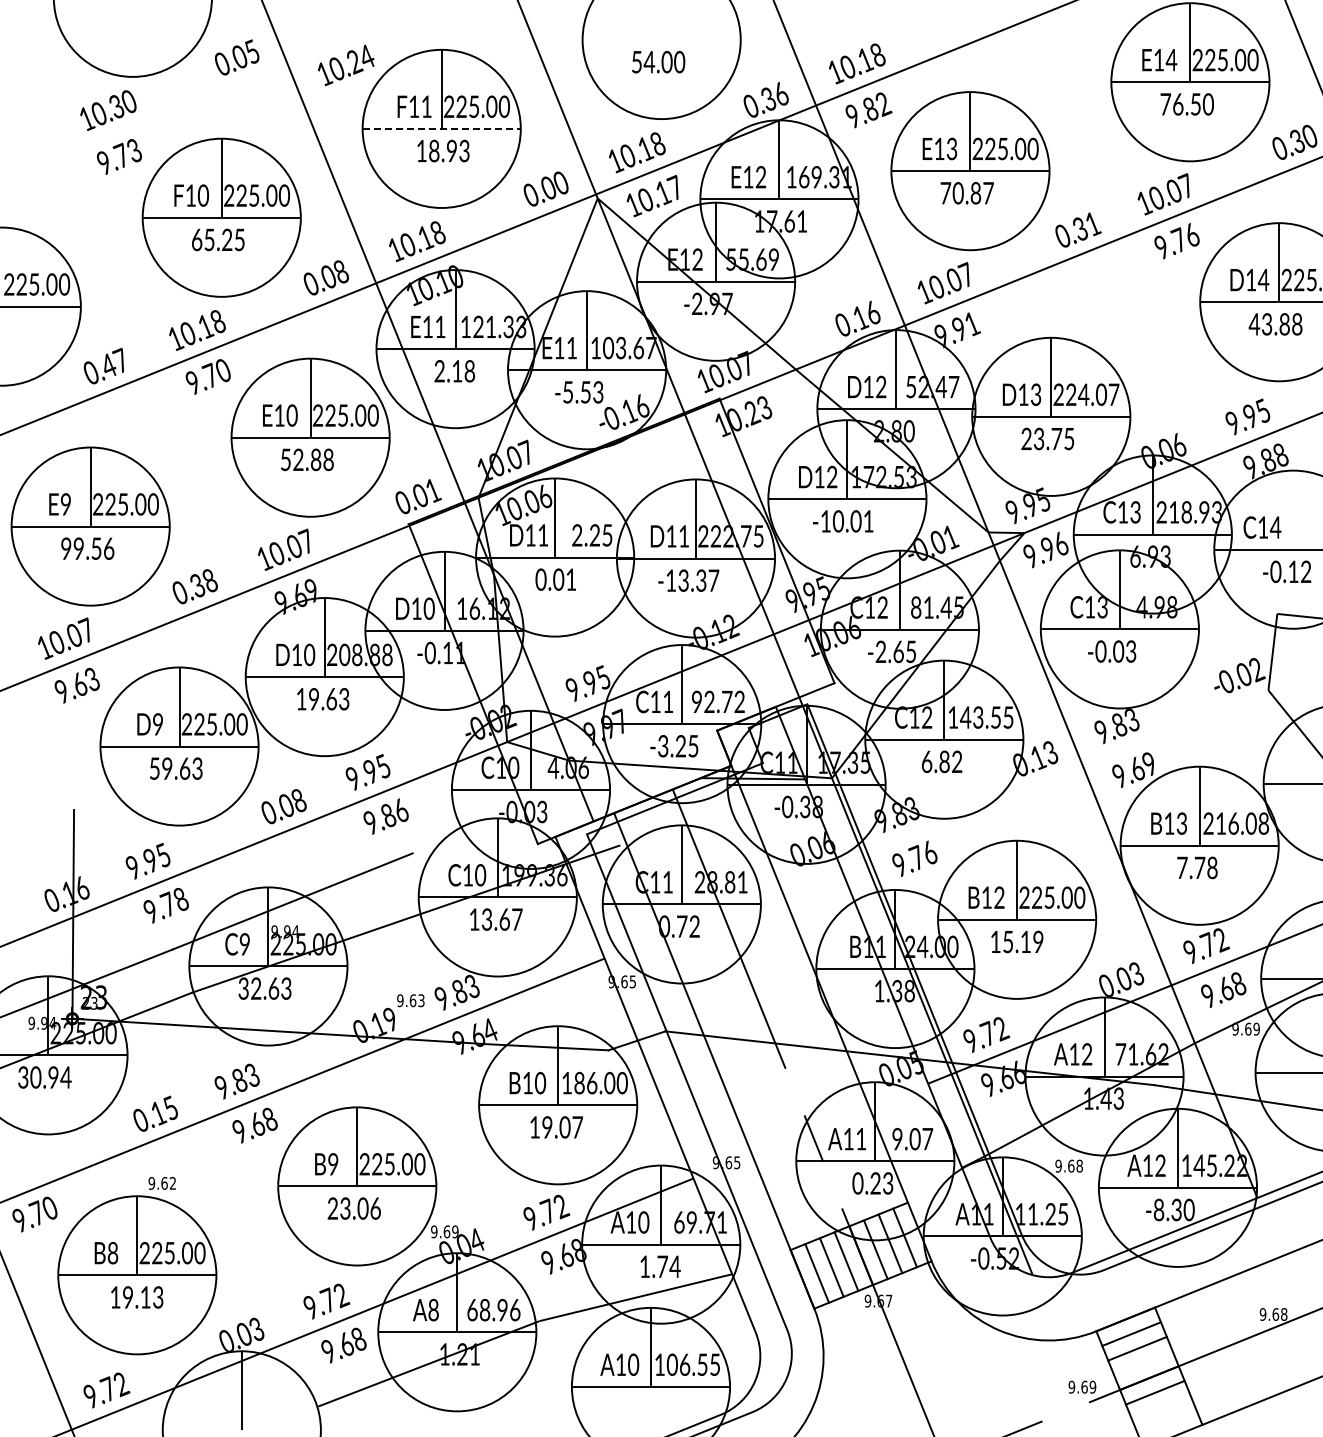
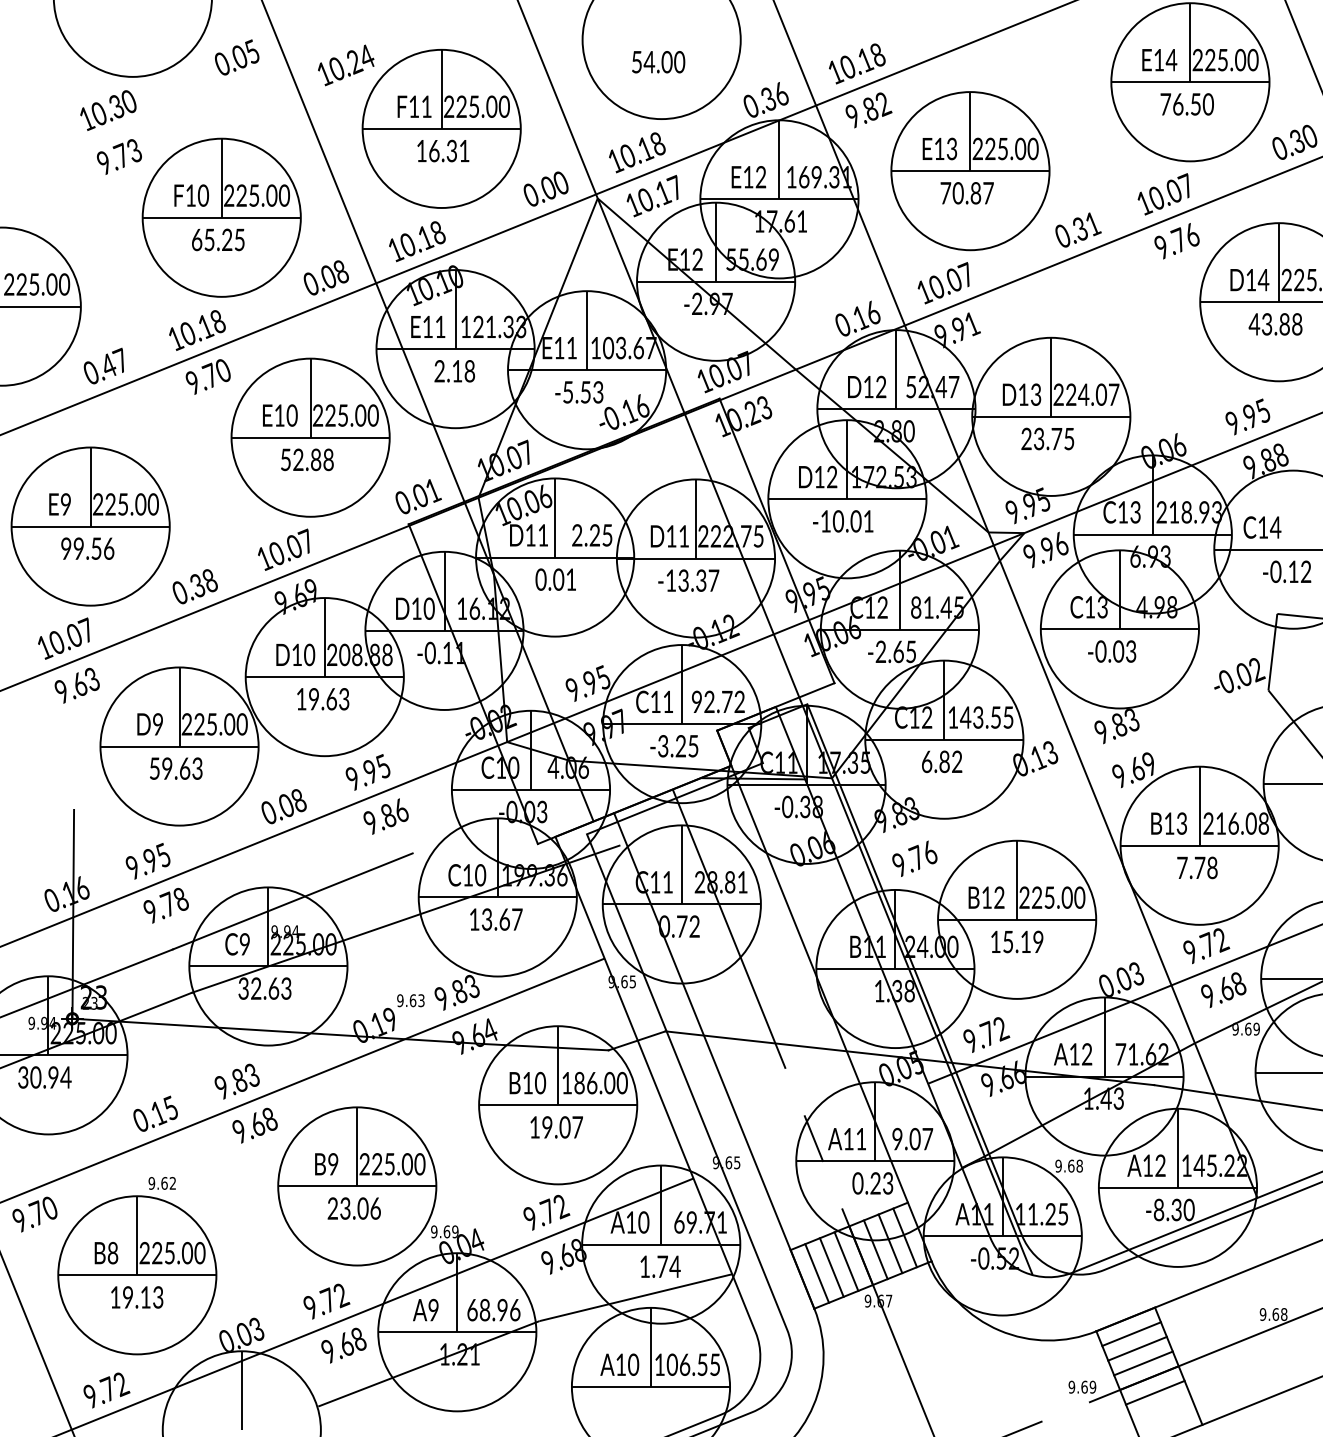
line: dashed -> solid (442, 128)
text: 18.93 -> 16.31 (449, 150)
text: A8 -> A9 (433, 1311)
line: none -> present (1143, 1363)
